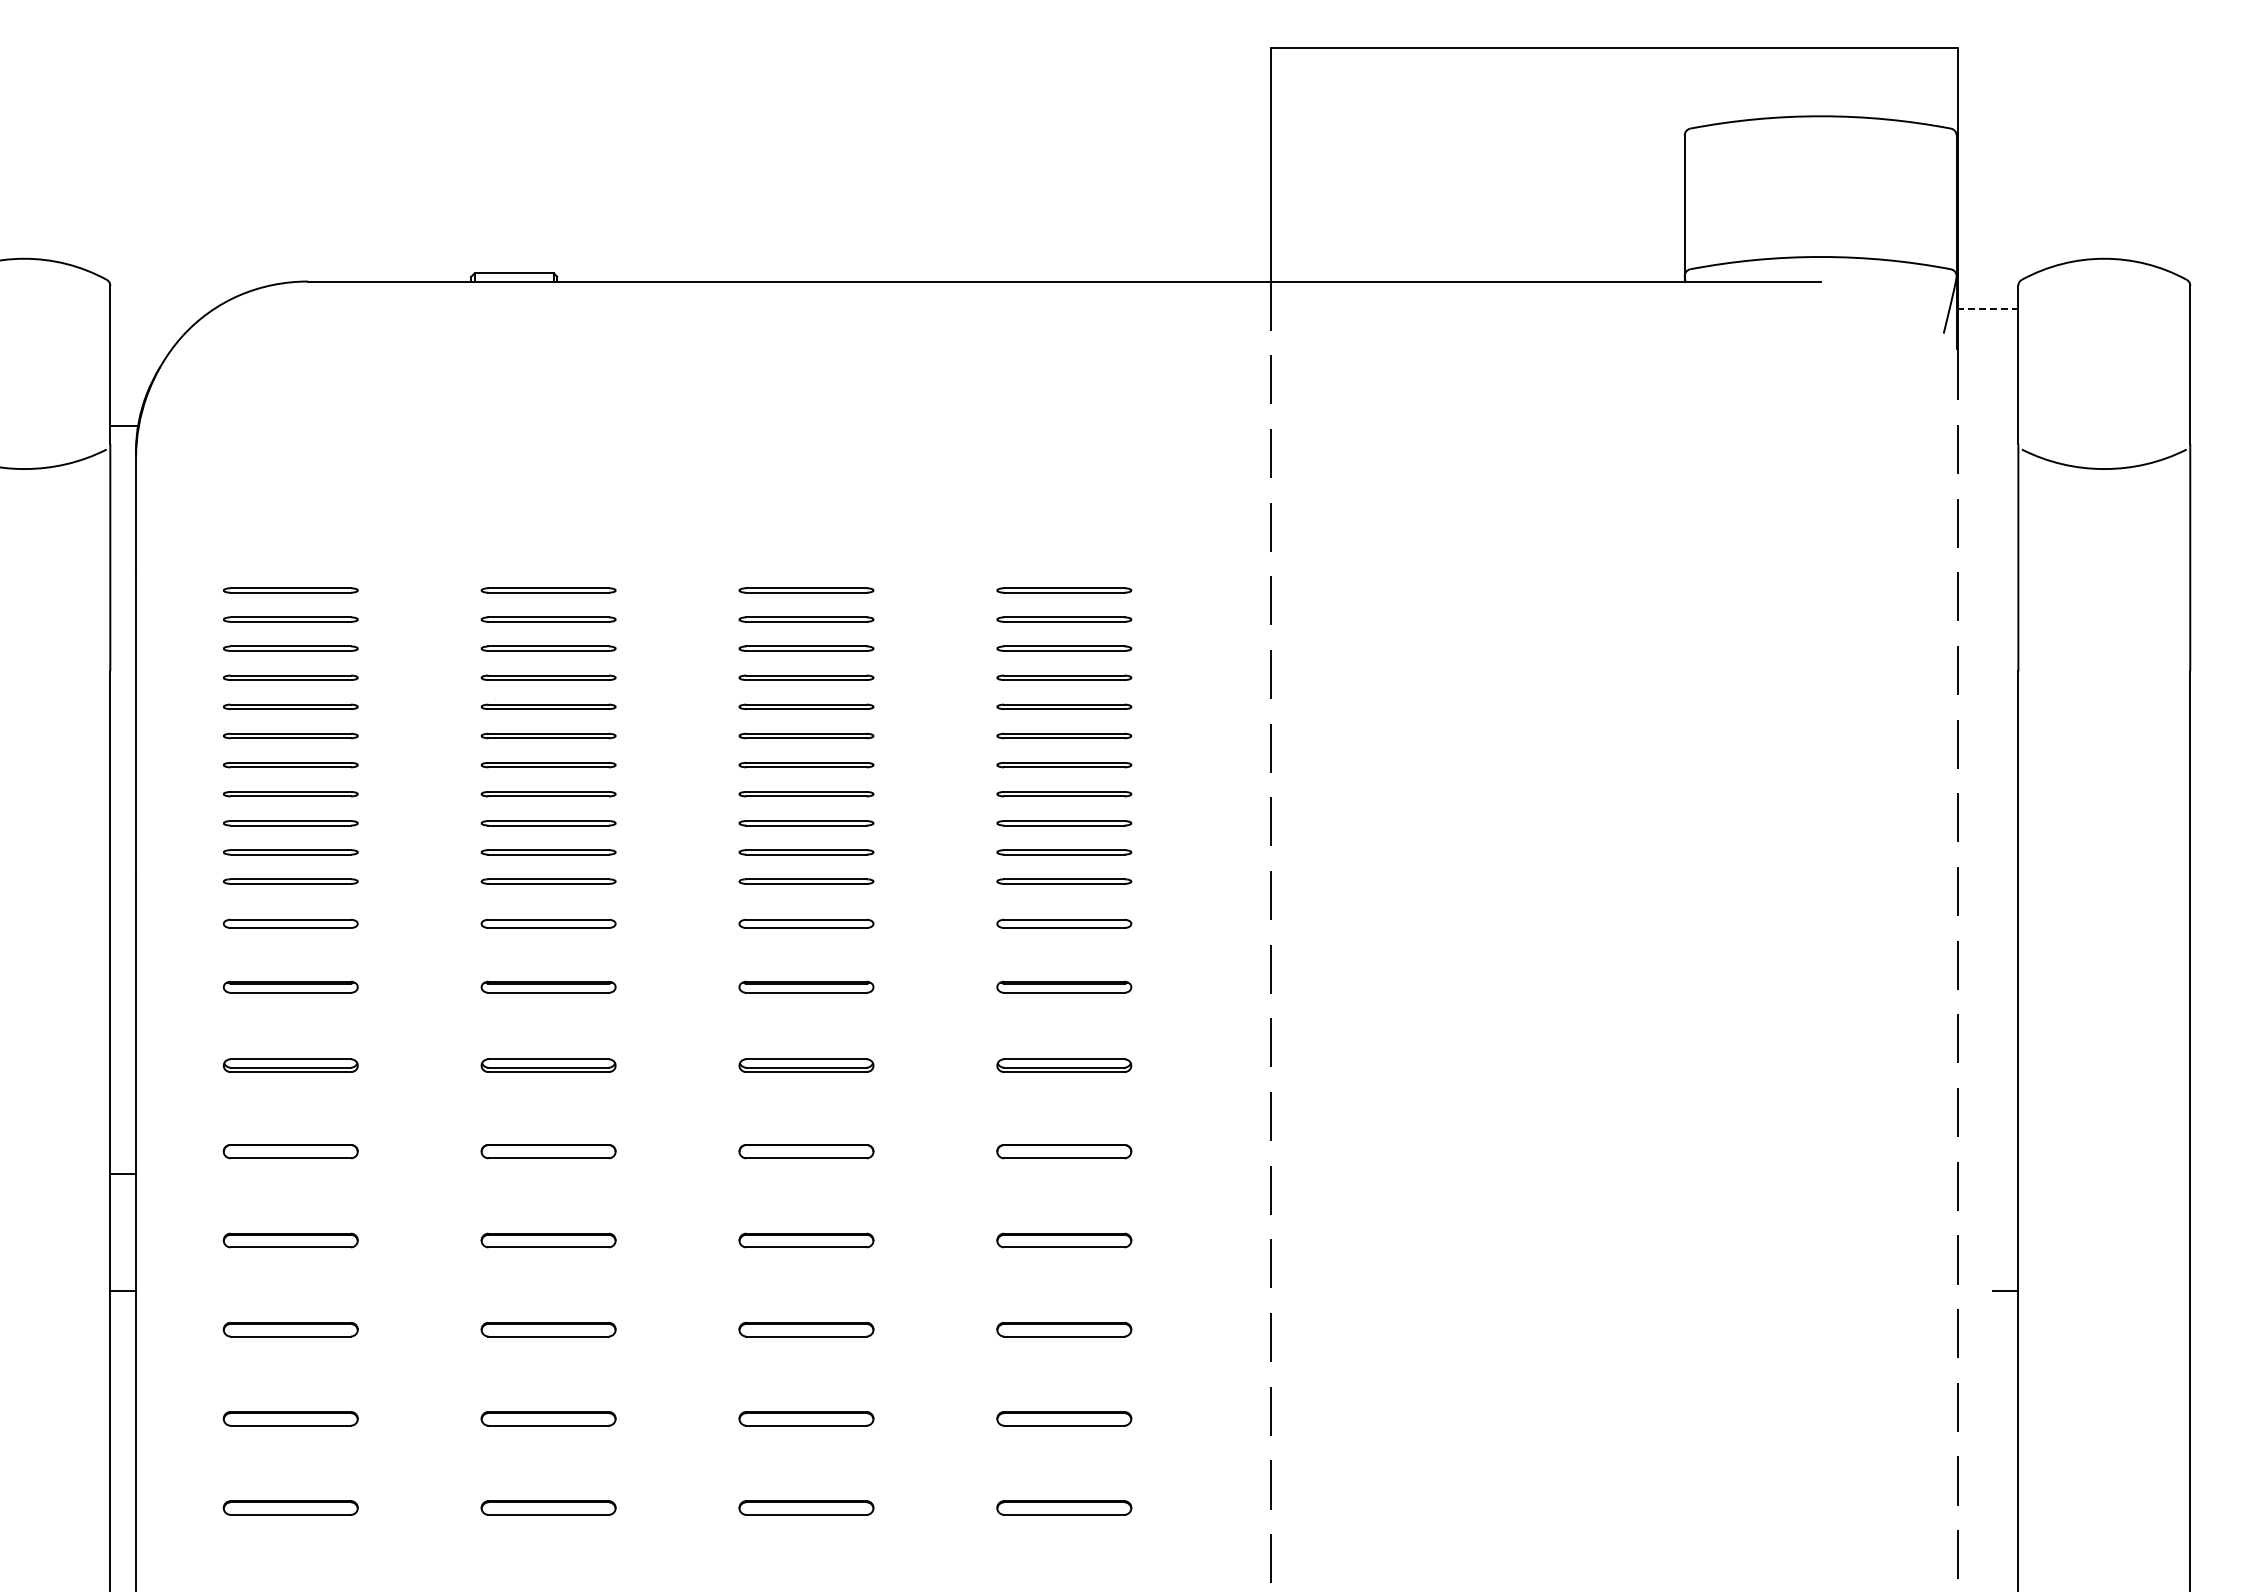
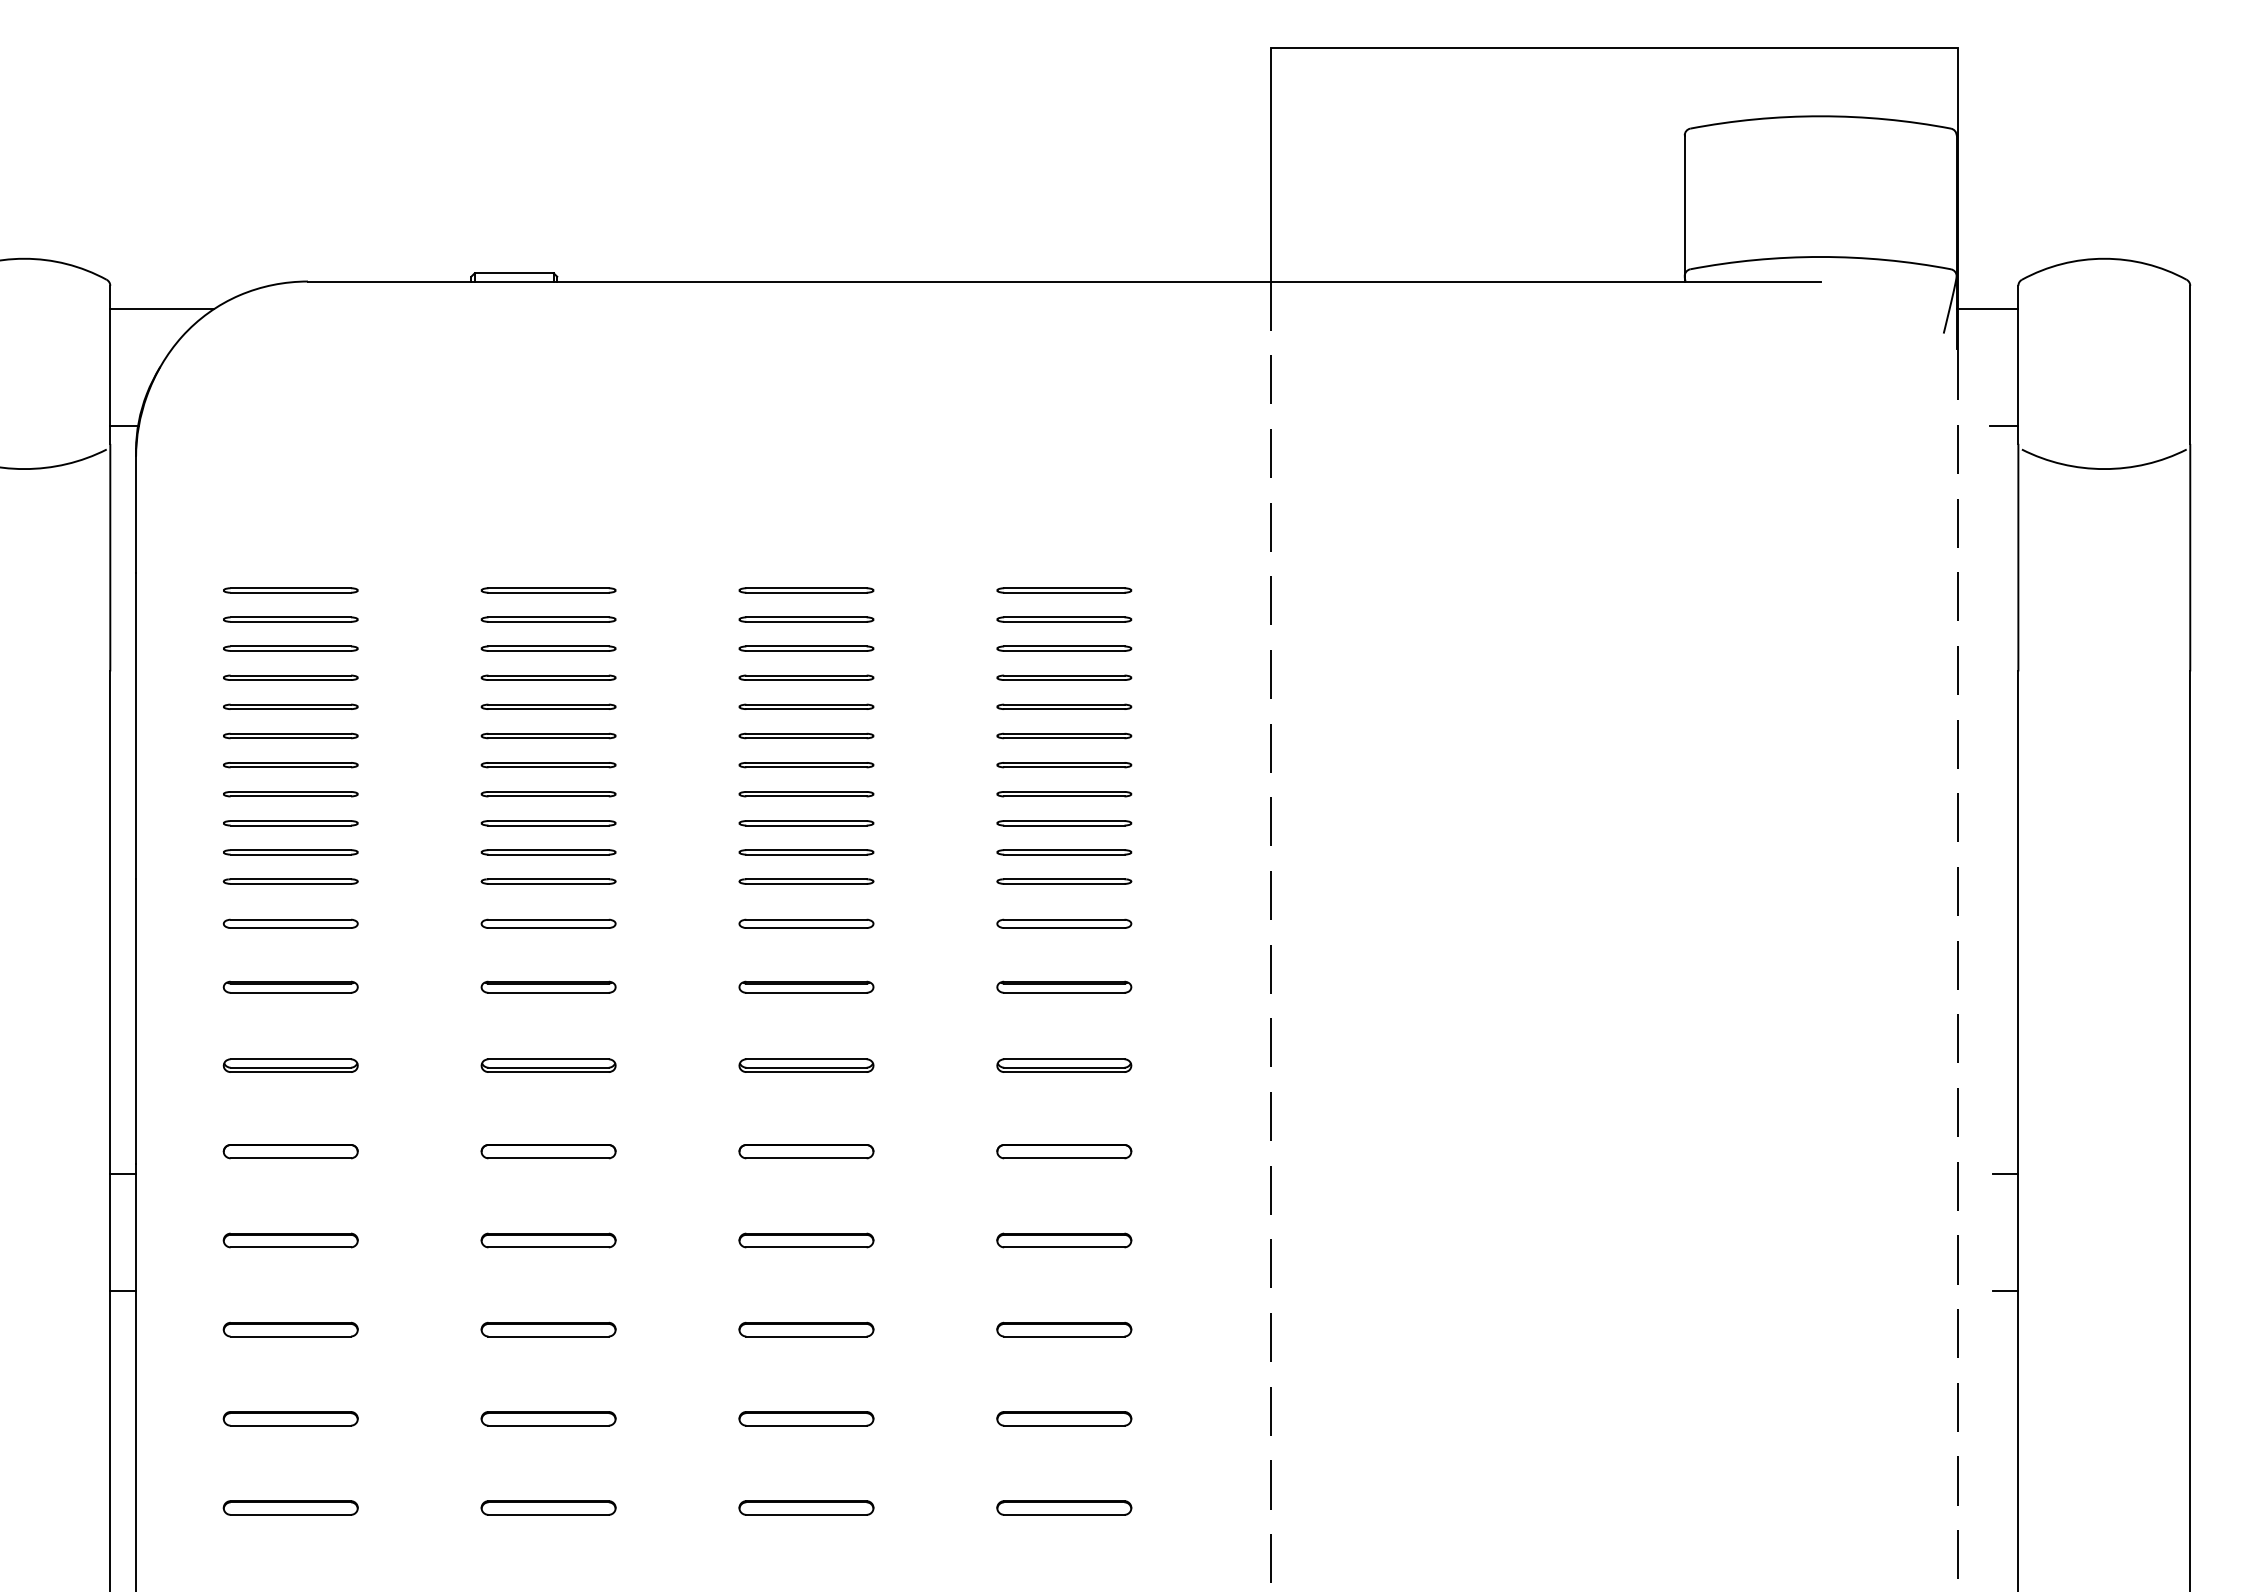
line: none -> present (161, 309)
line: dashed -> solid (1987, 309)
line: none -> present (2003, 426)
line: none -> present (2005, 1174)
